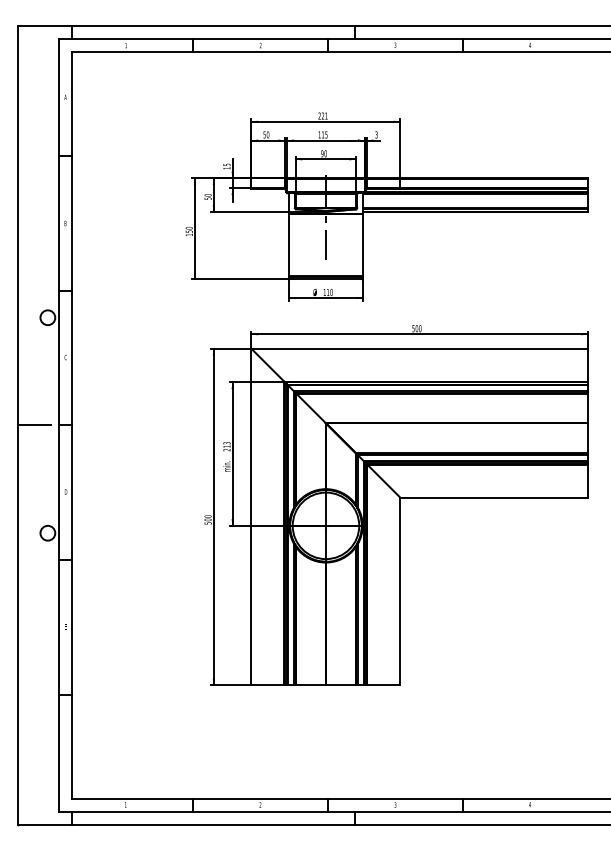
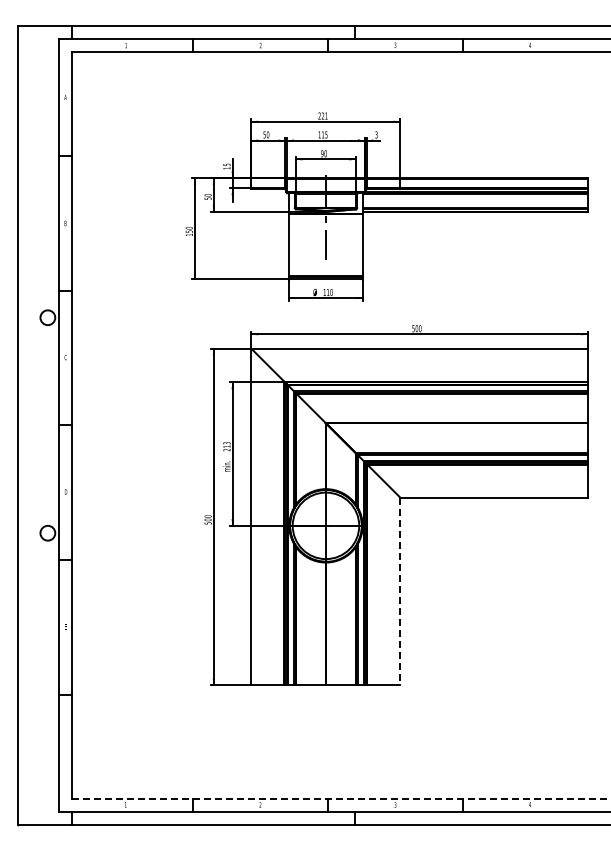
line: present -> none (34, 425)
line: solid -> dashed (400, 591)
line: solid -> dashed (341, 798)
